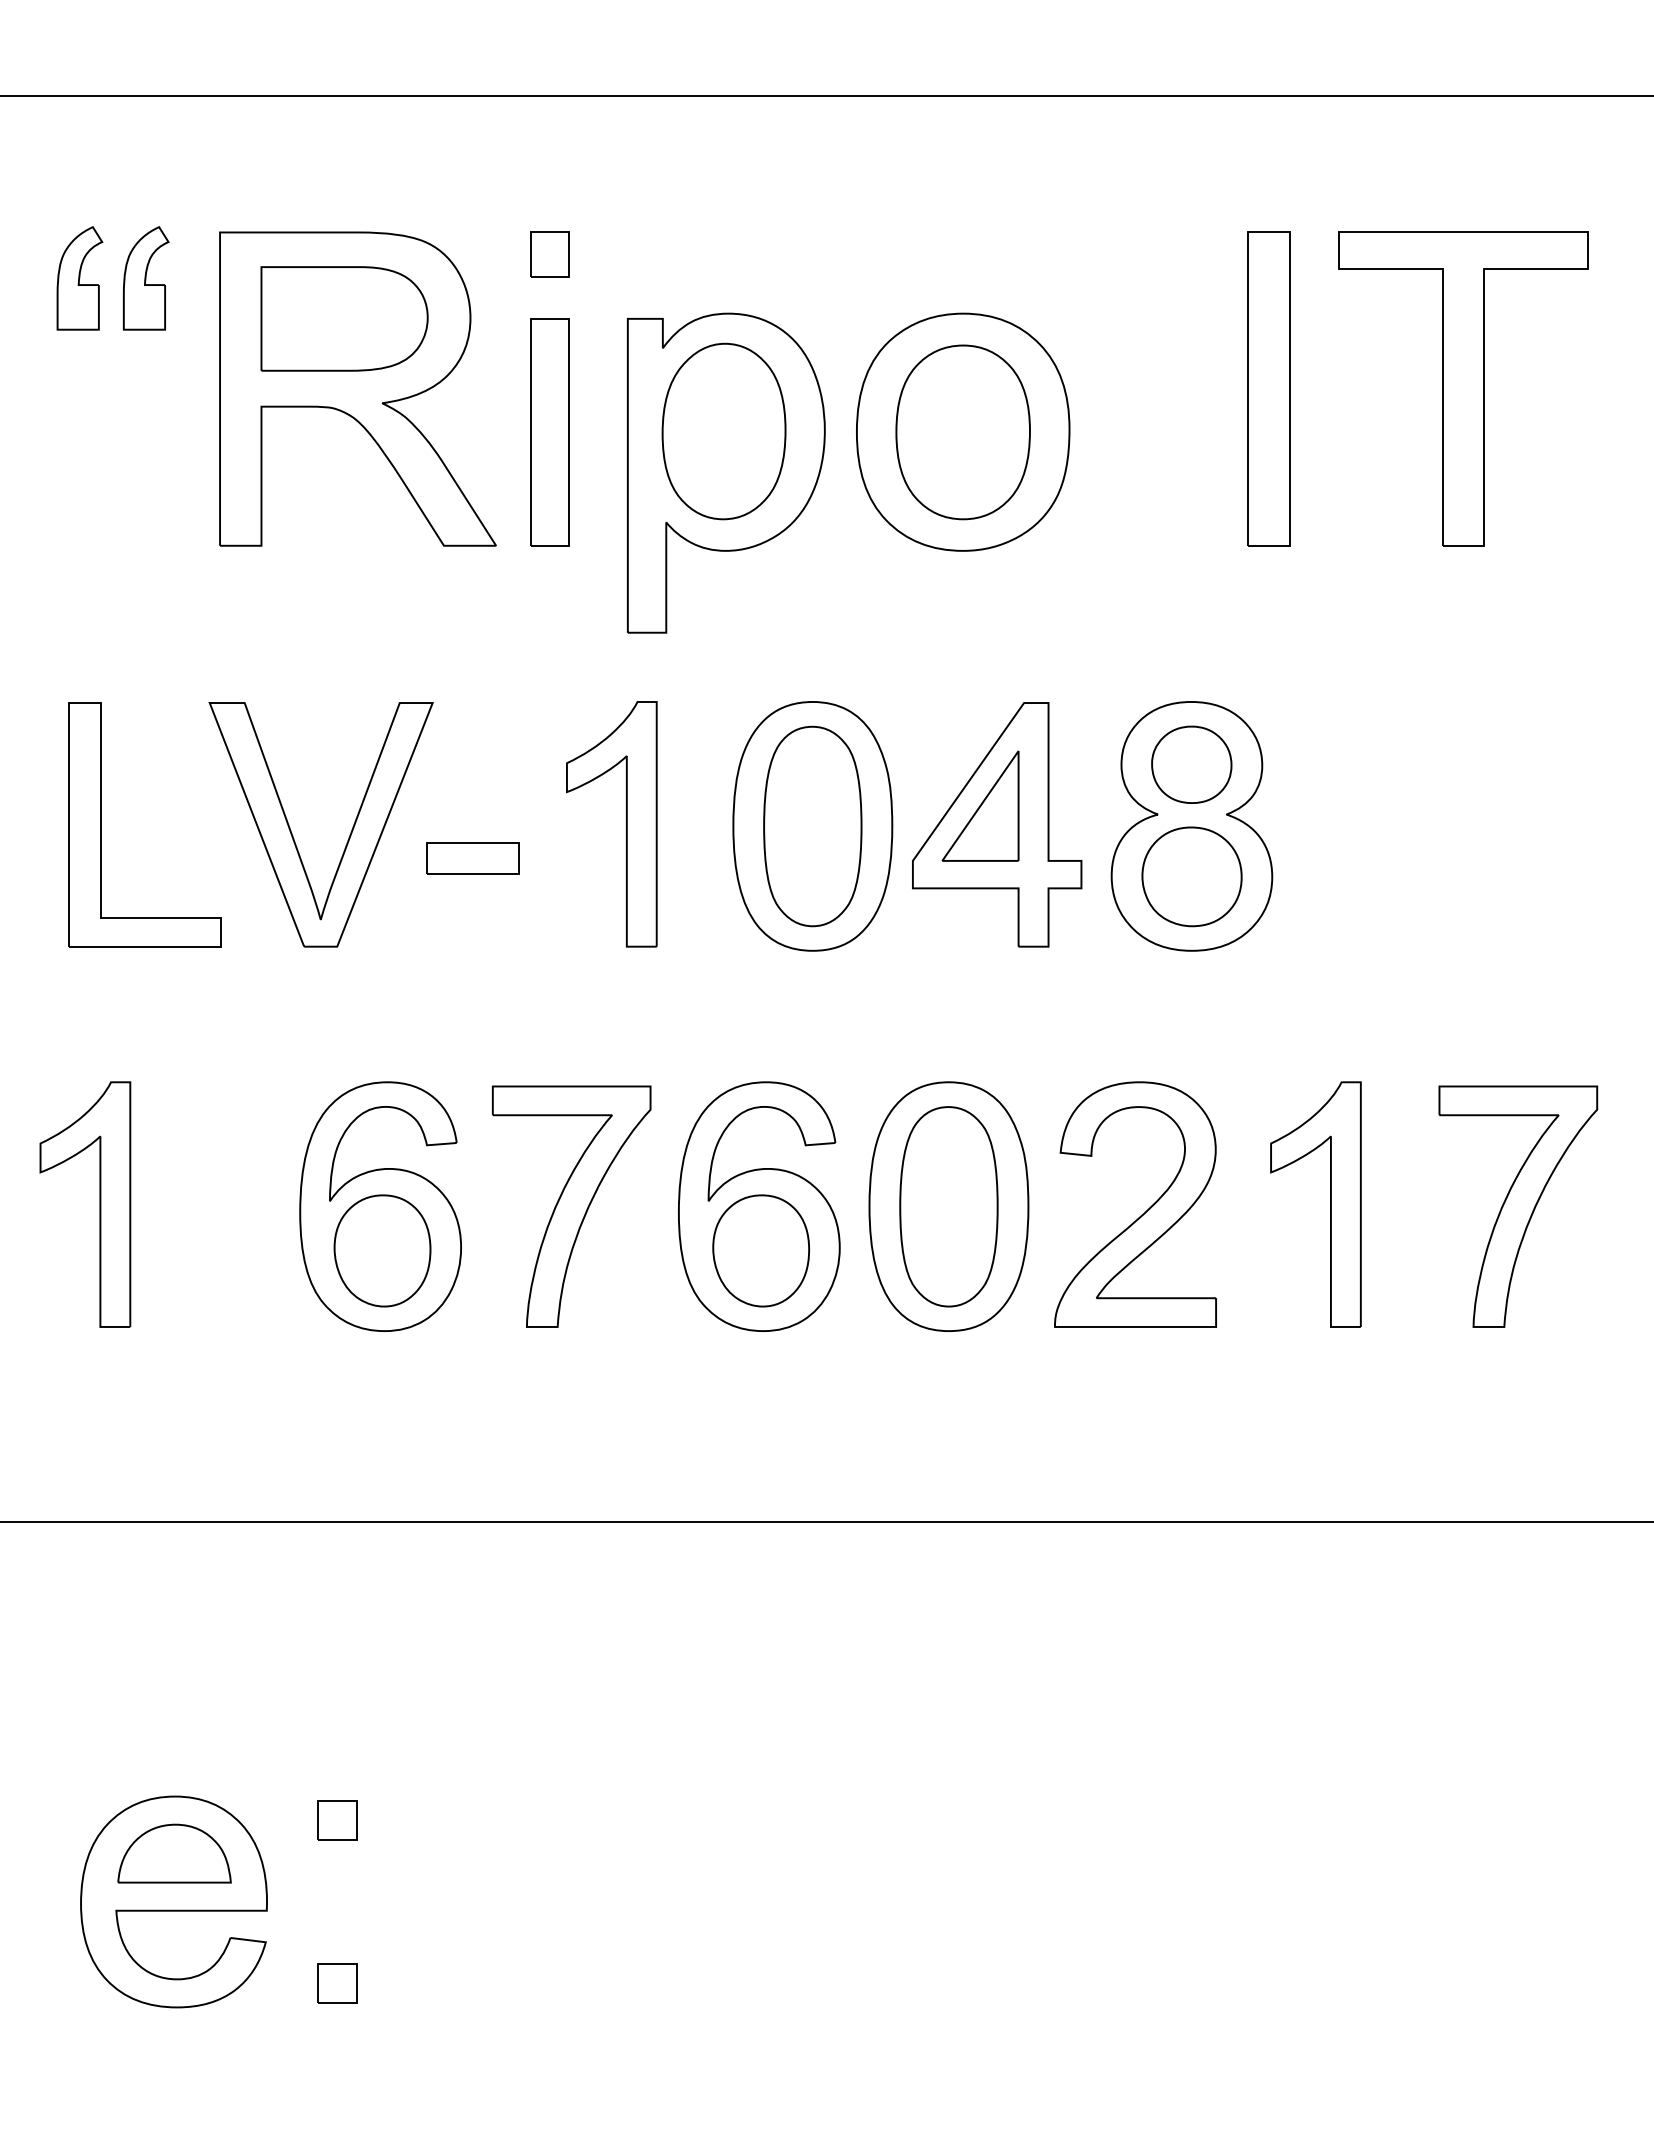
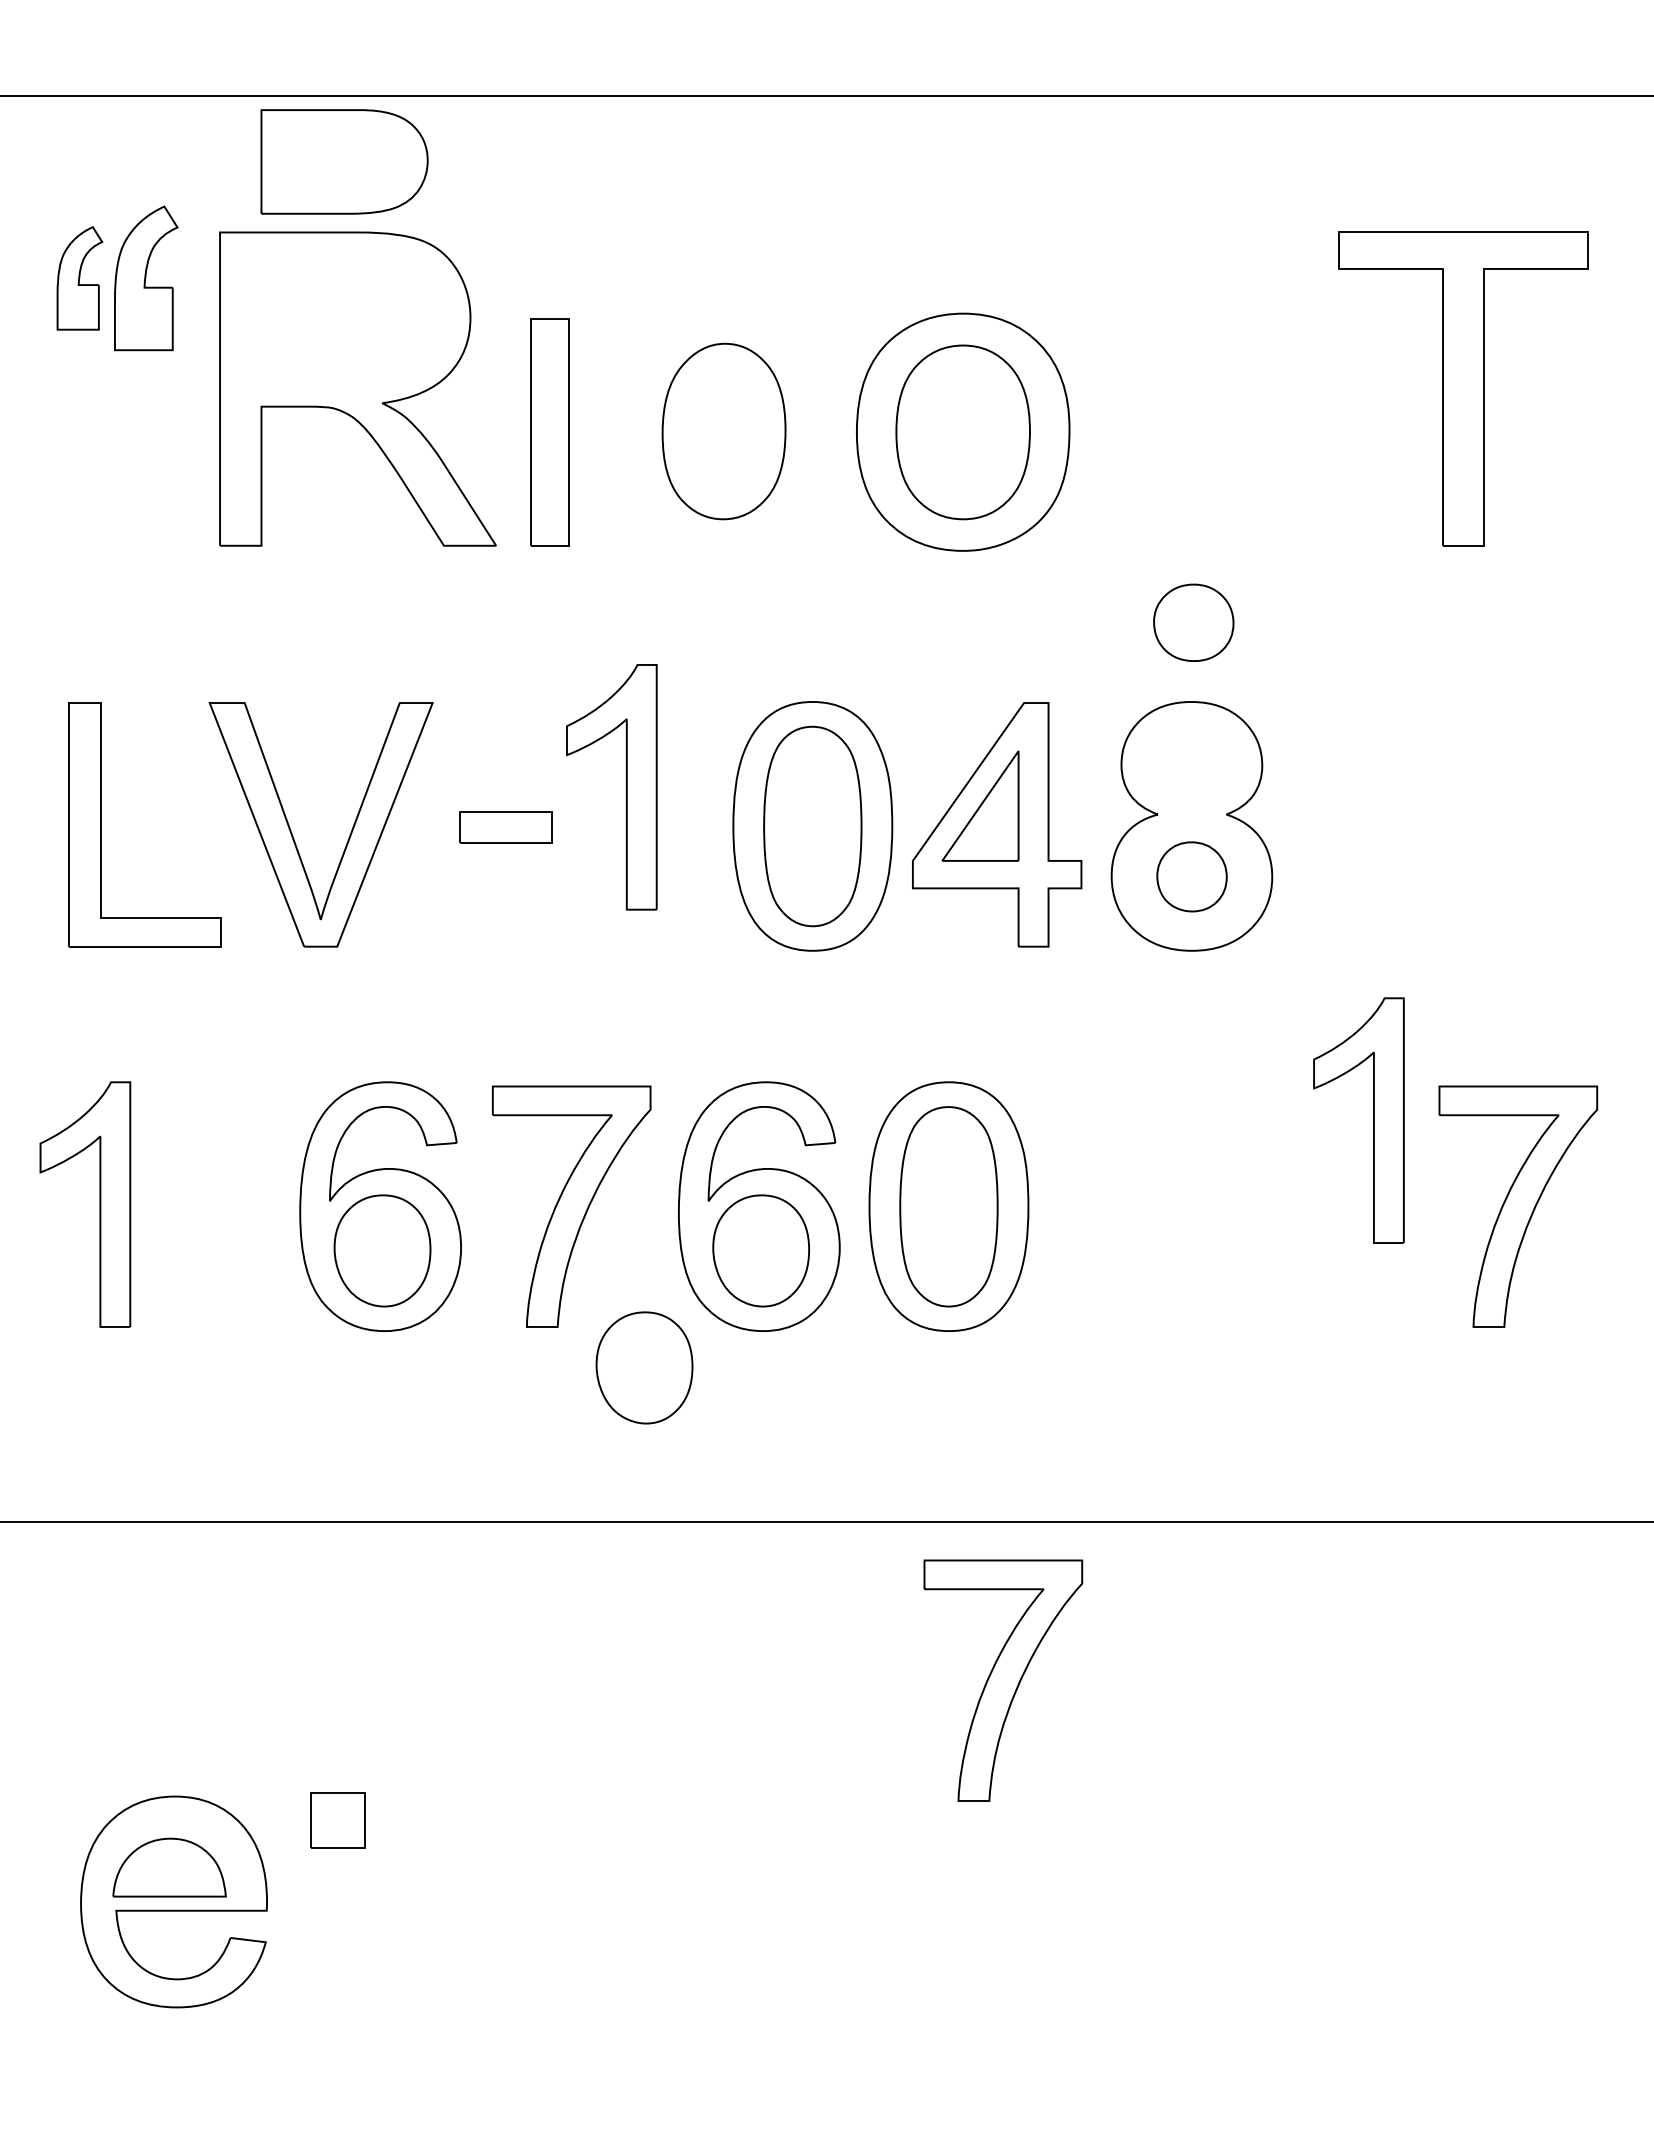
part: present -> none (549, 254)
part size: 48x105 px -> 65x147 px (146, 278)
part position: (344, 318) -> (344, 161) (344, 161)
part: present -> none (1268, 388)
part: present -> none (726, 472)
part position: (1191, 764) -> (1193, 622) (1193, 622)
part position: (625, 824) -> (625, 787) (625, 787)
part position: (472, 858) -> (505, 827) (505, 827)
part size: 102x102 px -> 72x72 px (1191, 876)
part position: (1330, 1204) -> (1373, 1120) (1373, 1120)
part: present -> none (1141, 1214)
part: none -> present (644, 1367)
part: none -> present (1003, 1680)
part size: 41x41 px -> 56x57 px (337, 1820)
part position: (174, 1853) -> (169, 1867) (169, 1867)
part: present -> none (337, 1983)
